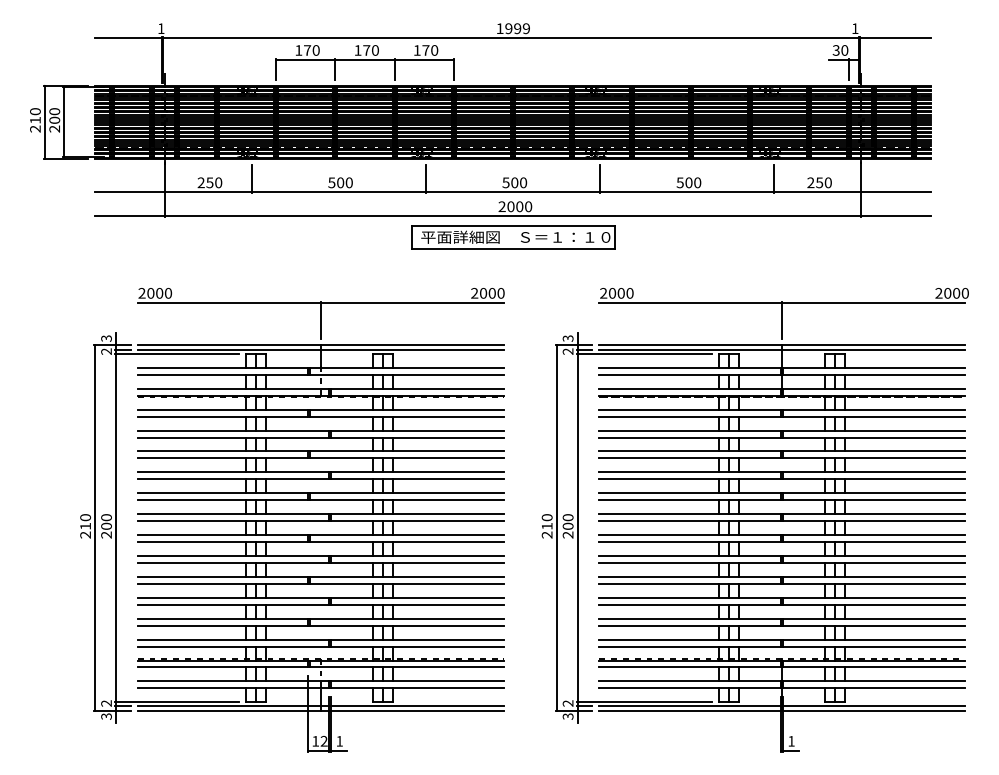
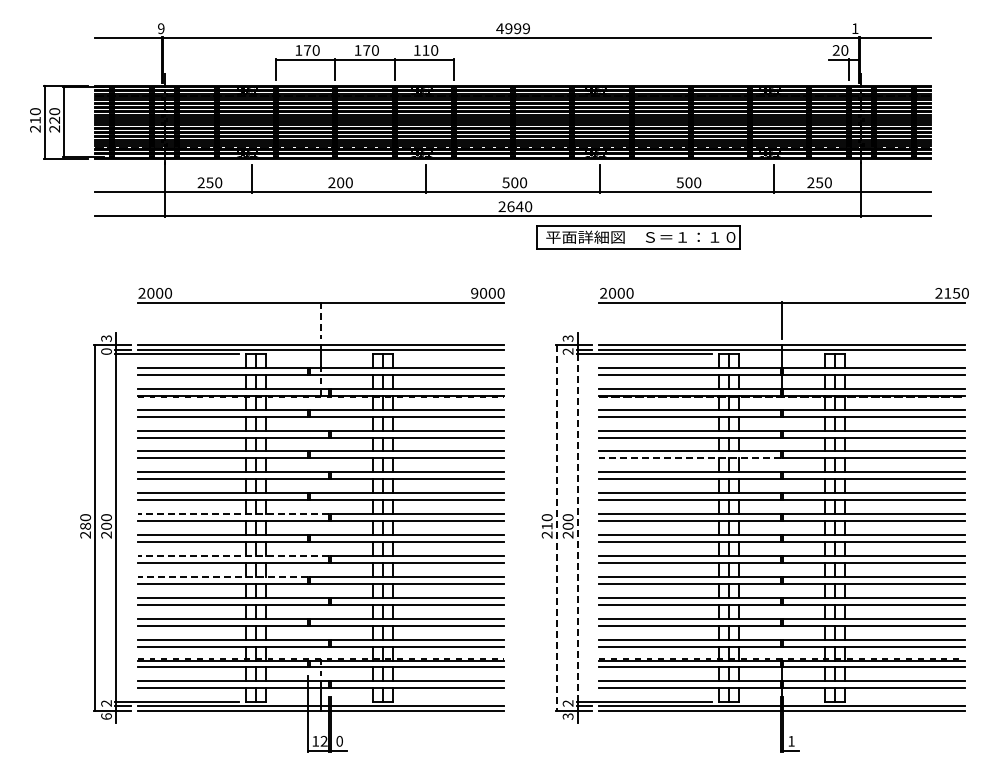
text: 1 -> 9 (161, 28)
text: 1999 -> 4999 (499, 28)
text: 170 -> 110 (425, 50)
text: 30 -> 20 (835, 50)
text: 200 -> 220 (54, 119)
text: 500 -> 200 (331, 182)
text: 2000 -> 2640 (515, 206)
part position: (513, 237) -> (638, 237) (638, 237)
text: 2000 -> 9000 (474, 293)
text: 2000 -> 2150 (952, 293)
line: solid -> dashed (320, 320)
text: 2 -> 0 (106, 351)
line: solid -> dashed (689, 458)
line: solid -> dashed (233, 514)
text: 210 -> 280 (85, 525)
line: solid -> dashed (556, 528)
line: solid -> dashed (577, 528)
line: solid -> dashed (233, 555)
line: solid -> dashed (222, 576)
text: 3 -> 6 (106, 716)
text: 1 -> 0 (339, 740)
